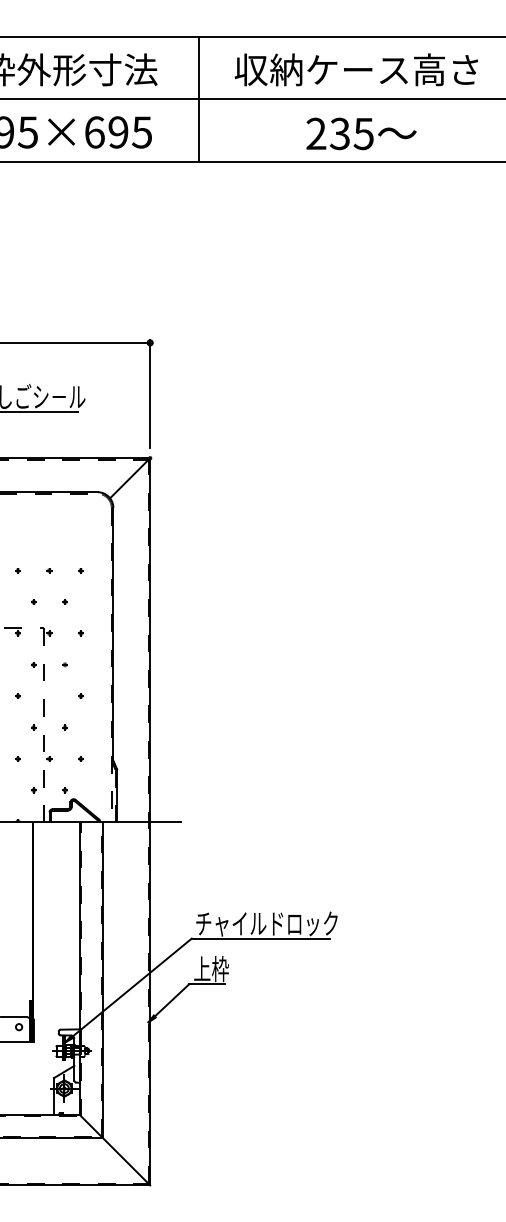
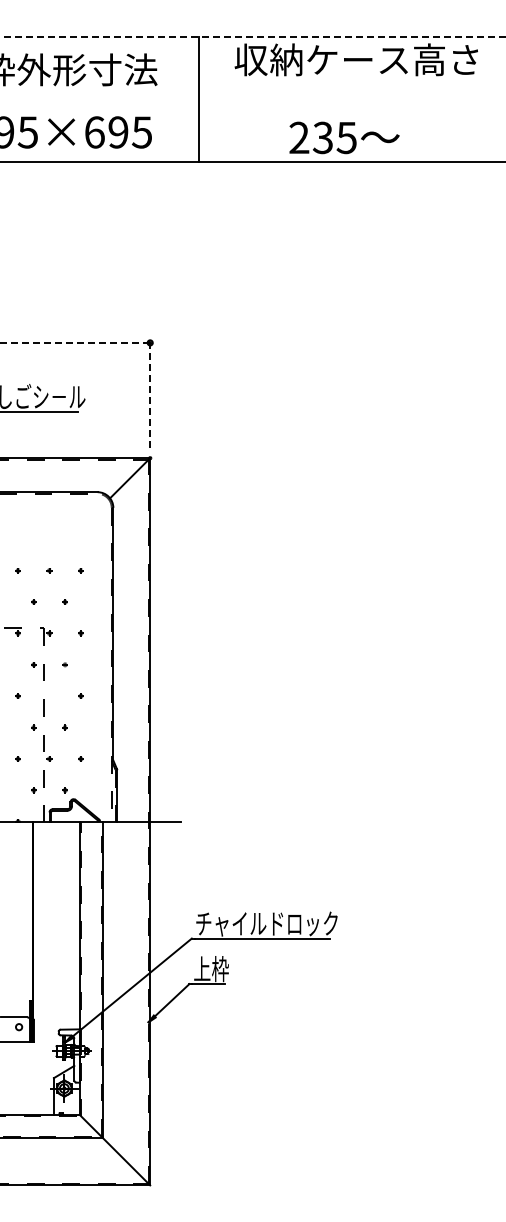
line: solid -> dashed (252, 36)
text position: (355, 69) -> (355, 59) (355, 59)
line: present -> none (252, 99)
text position: (361, 133) -> (344, 137) (344, 137)
line: solid -> dashed (73, 342)
line: solid -> dashed (150, 394)
